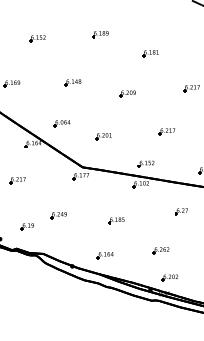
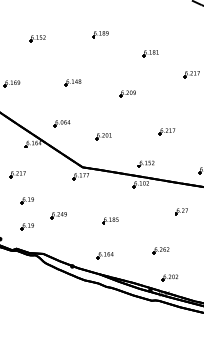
part position: (191, 88) -> (191, 74) (191, 74)
part position: (17, 180) -> (17, 174) (17, 174)
part: none -> present (26, 200)
part position: (116, 220) -> (110, 220) (110, 220)
